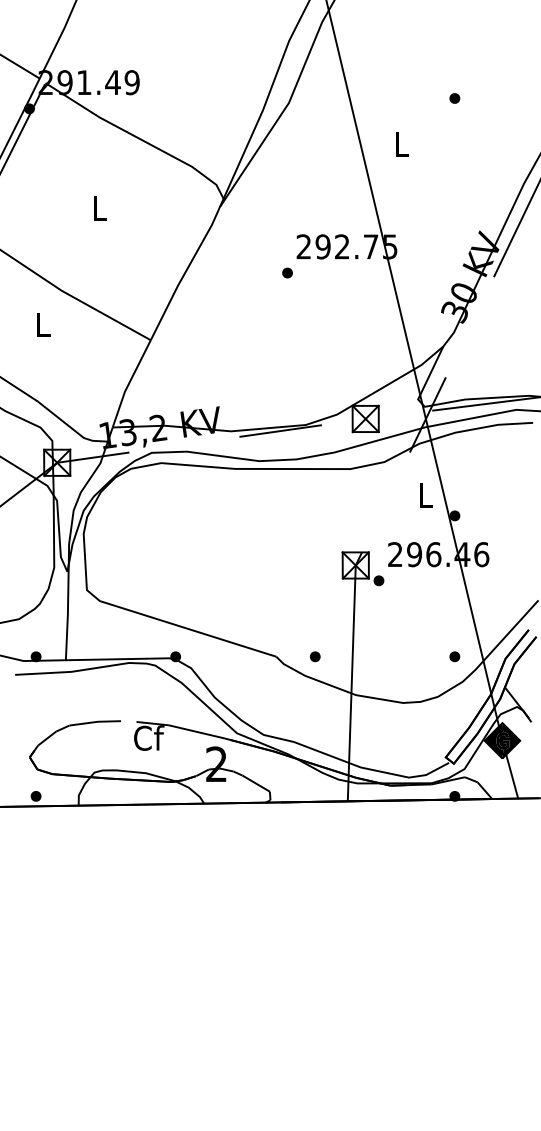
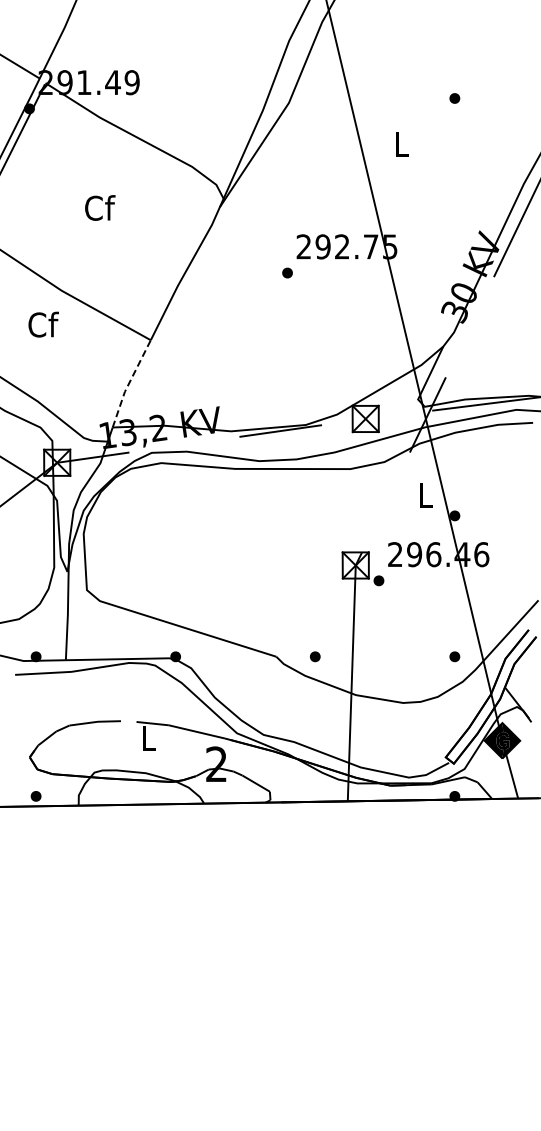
text: L -> Cf (100, 207)
text: L -> Cf (43, 324)
line: solid -> dashed (129, 382)
text: Cf -> L (149, 737)
